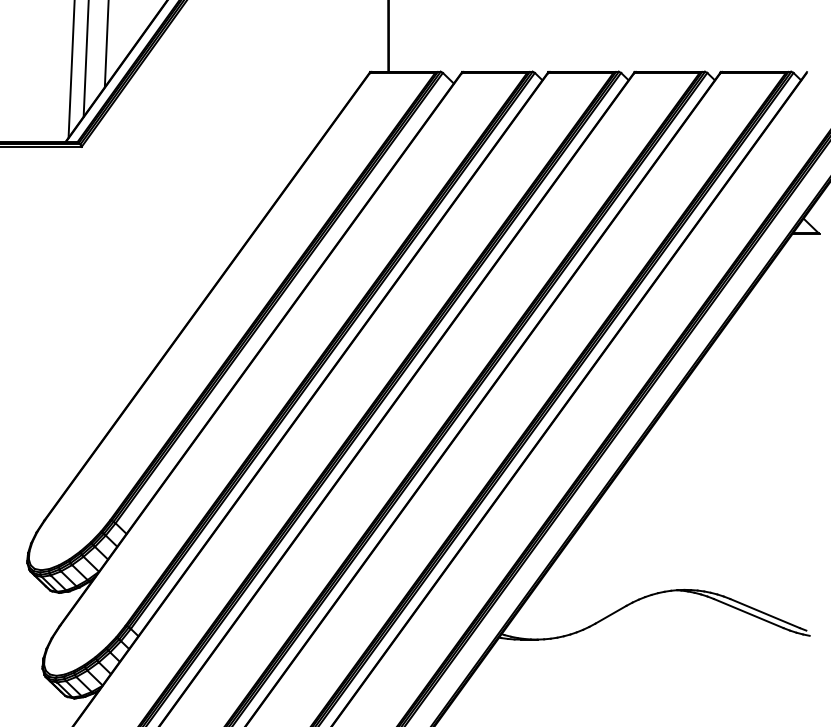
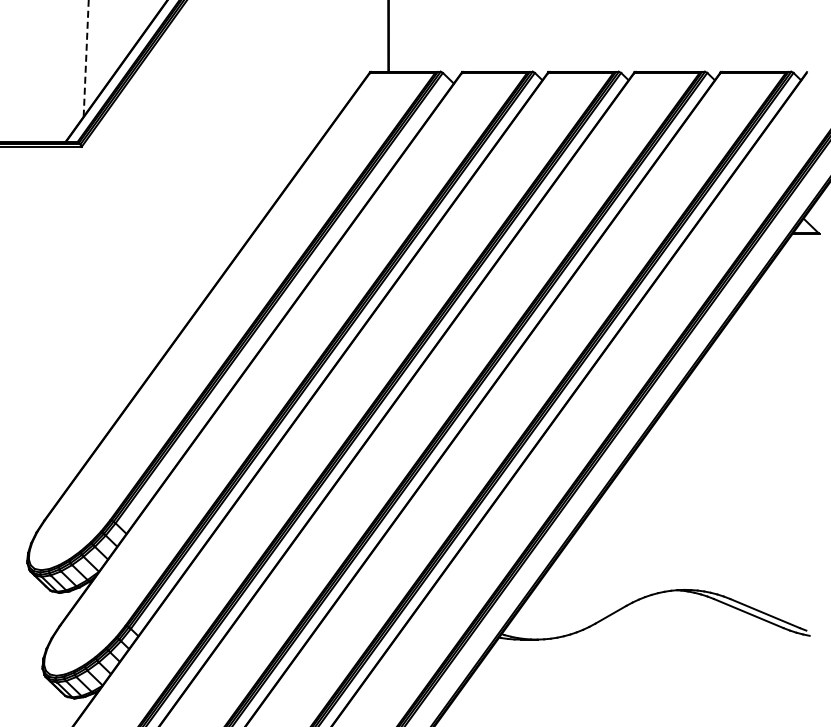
line: present -> none (106, 44)
line: solid -> dashed (86, 58)
line: present -> none (71, 69)
